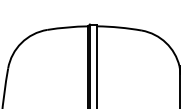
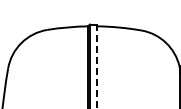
line: solid -> dashed (97, 66)
